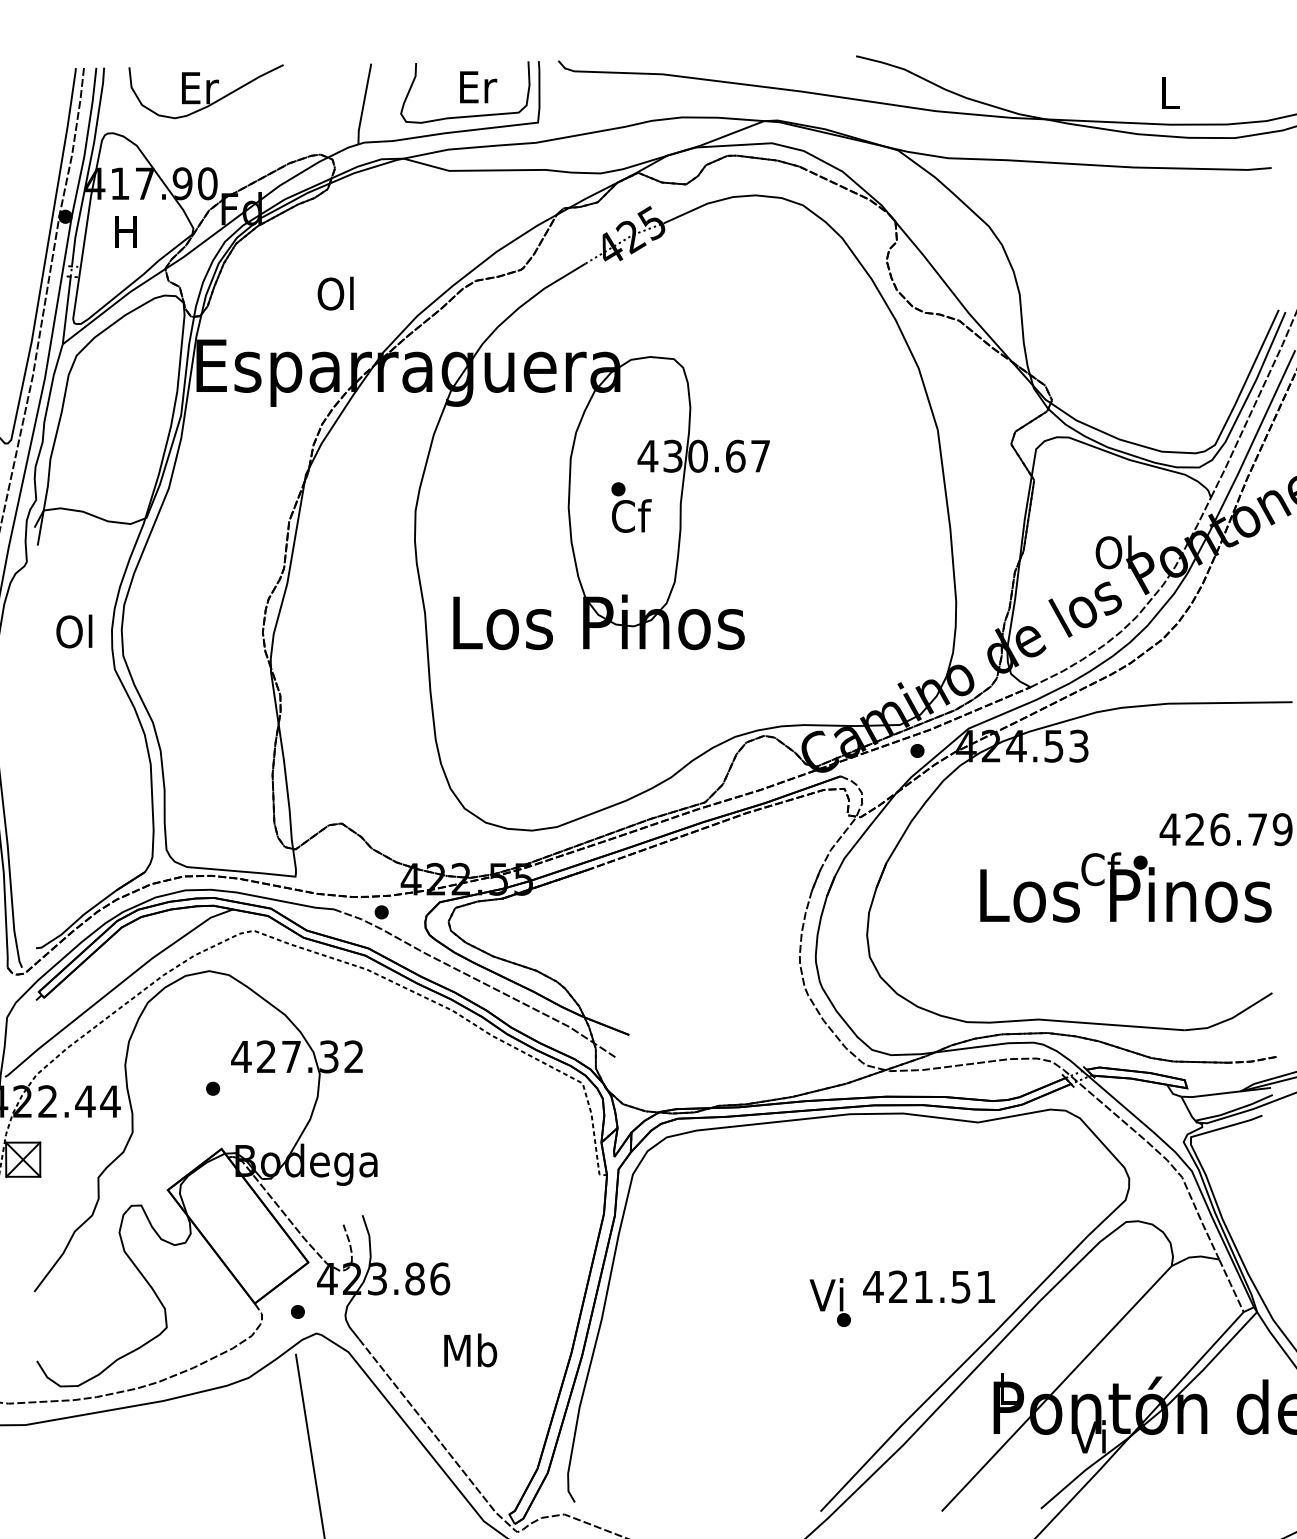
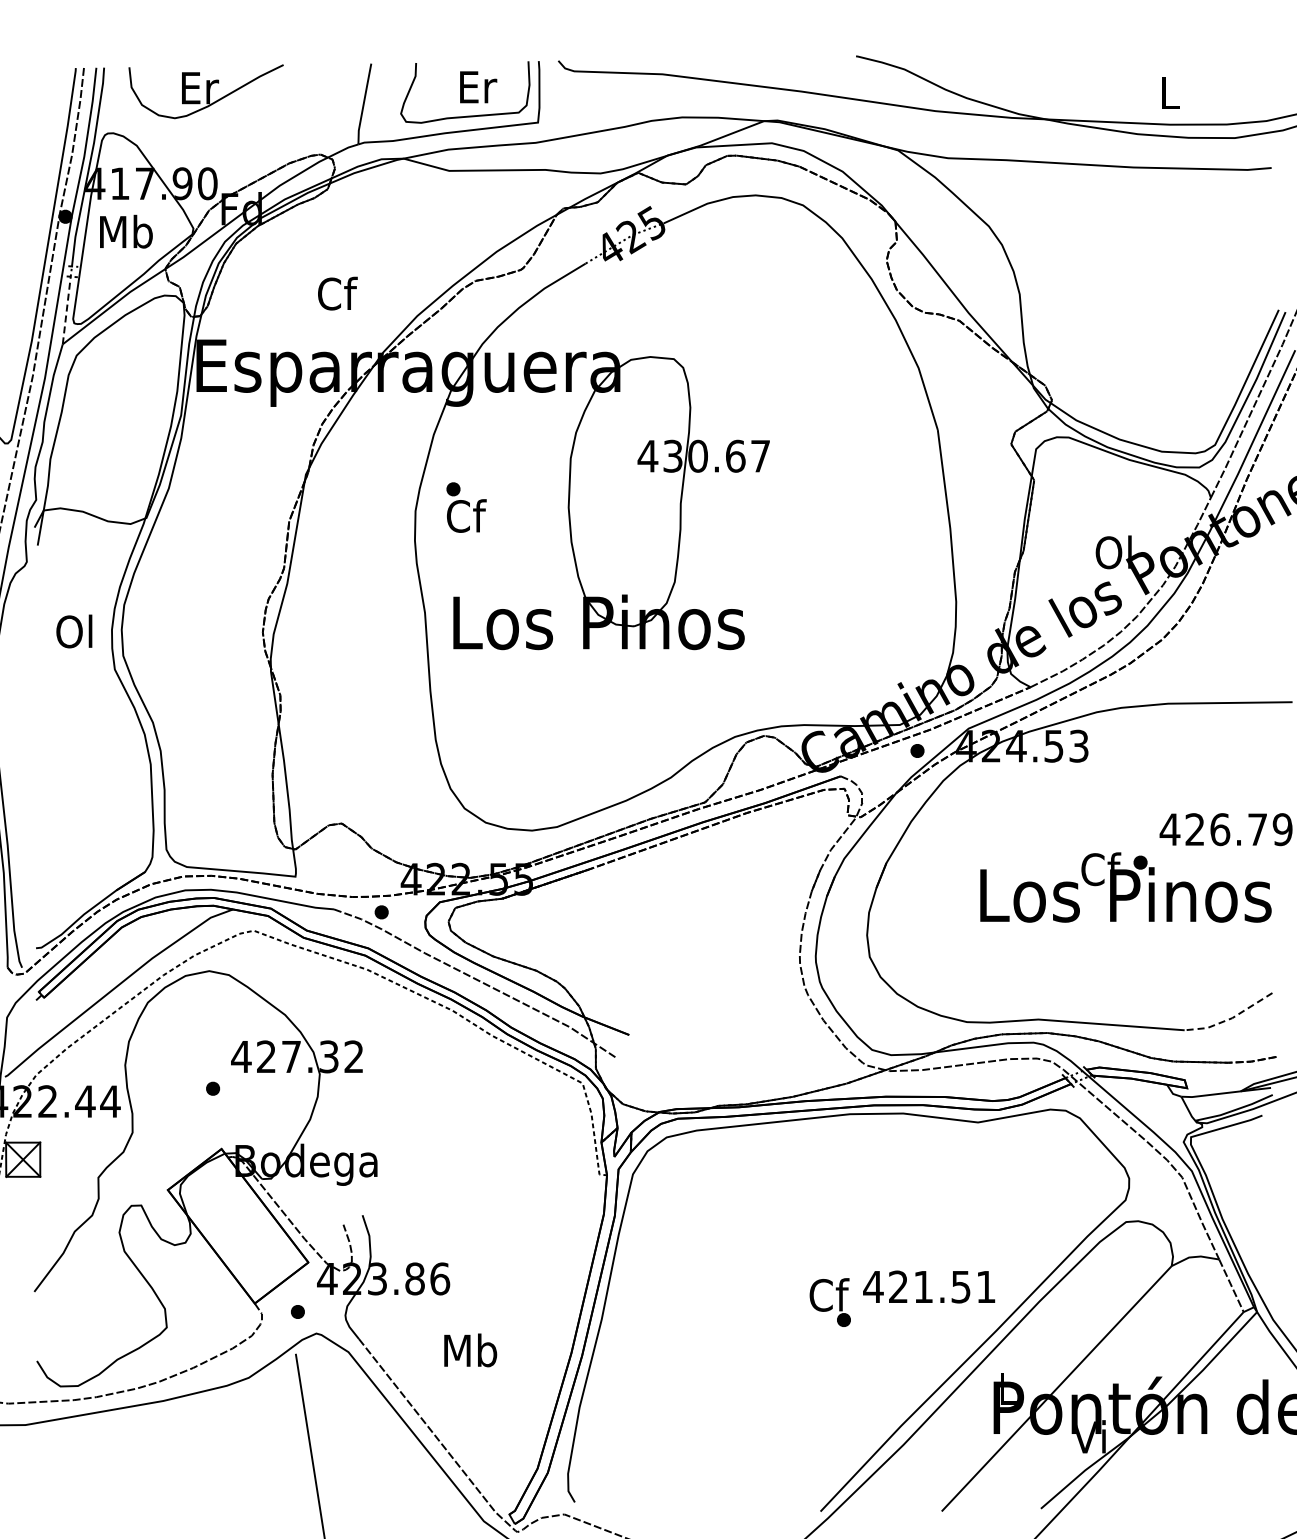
text: H -> Mb (126, 231)
text: Ol -> Cf (337, 293)
line: solid -> dashed (66, 310)
text position: (631, 507) -> (466, 507) (466, 507)
line: solid -> dashed (1231, 1018)
text: Vi -> Cf (829, 1294)
